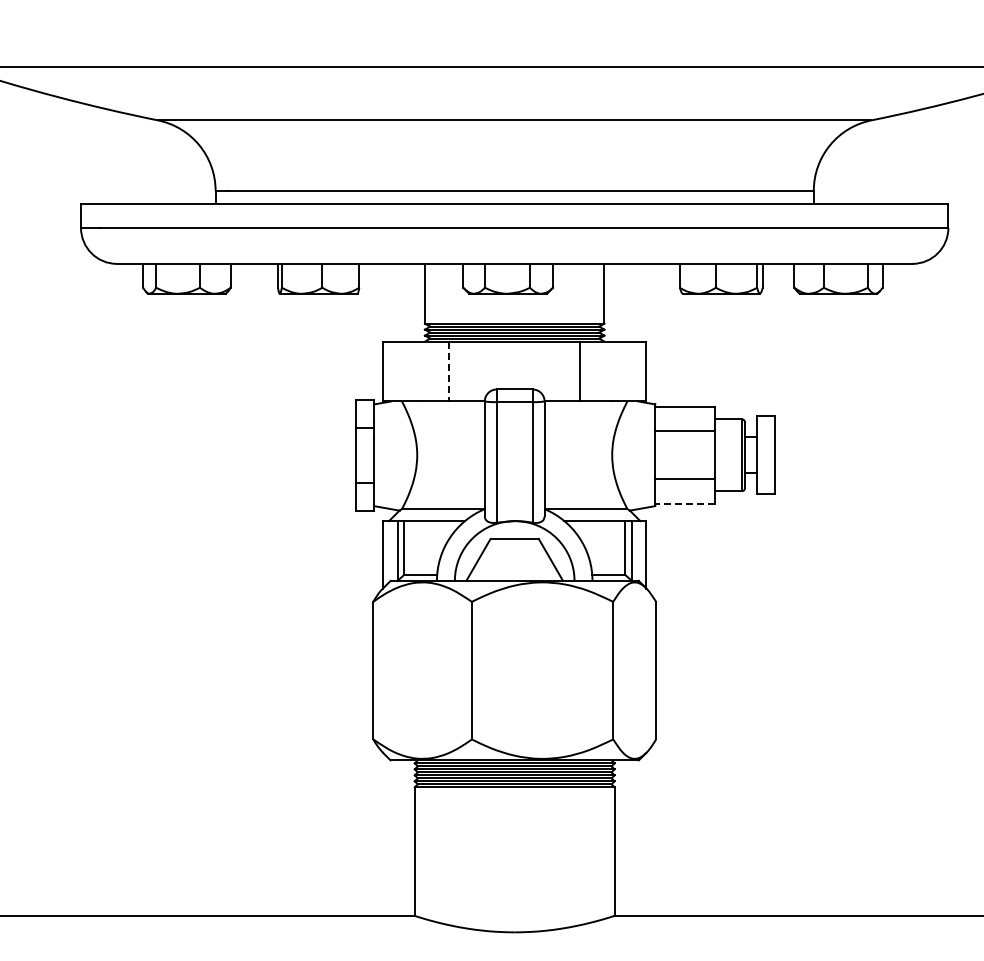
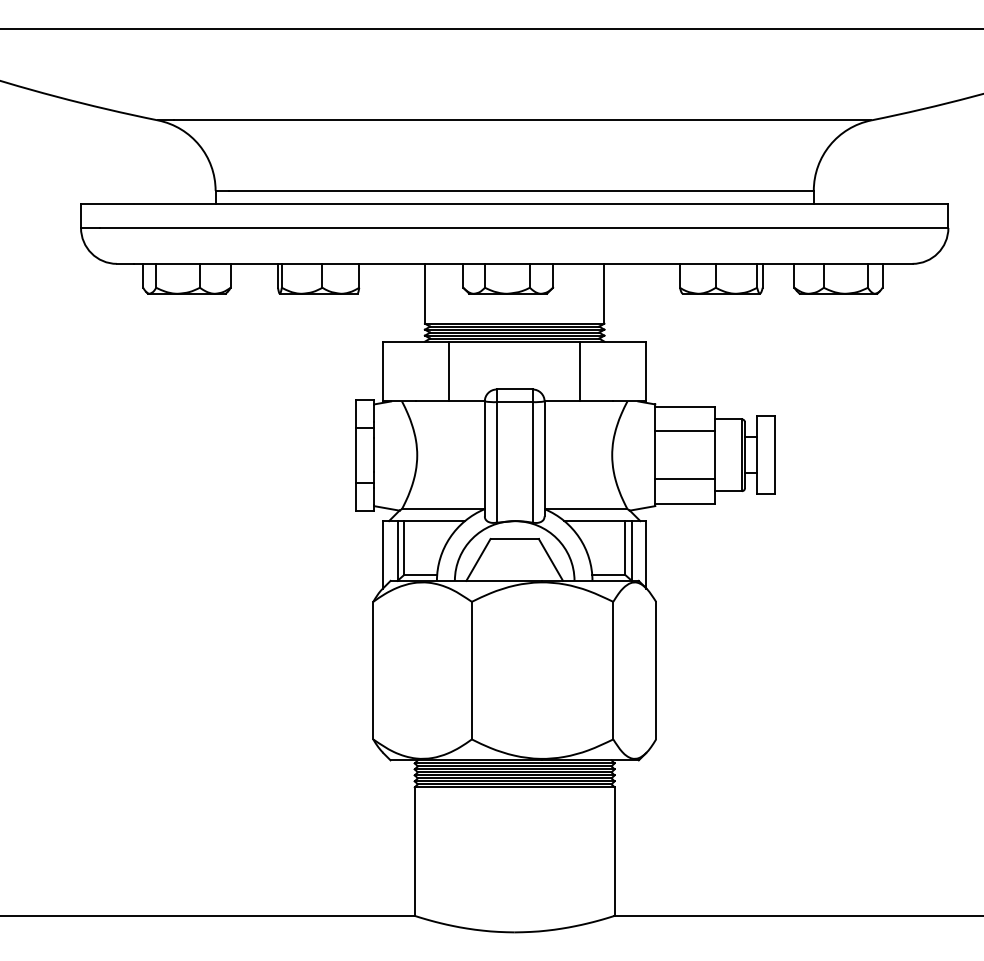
line position: (491, 66) -> (491, 28) (491, 28)
line: dashed -> solid (449, 371)
line: dashed -> solid (685, 503)
